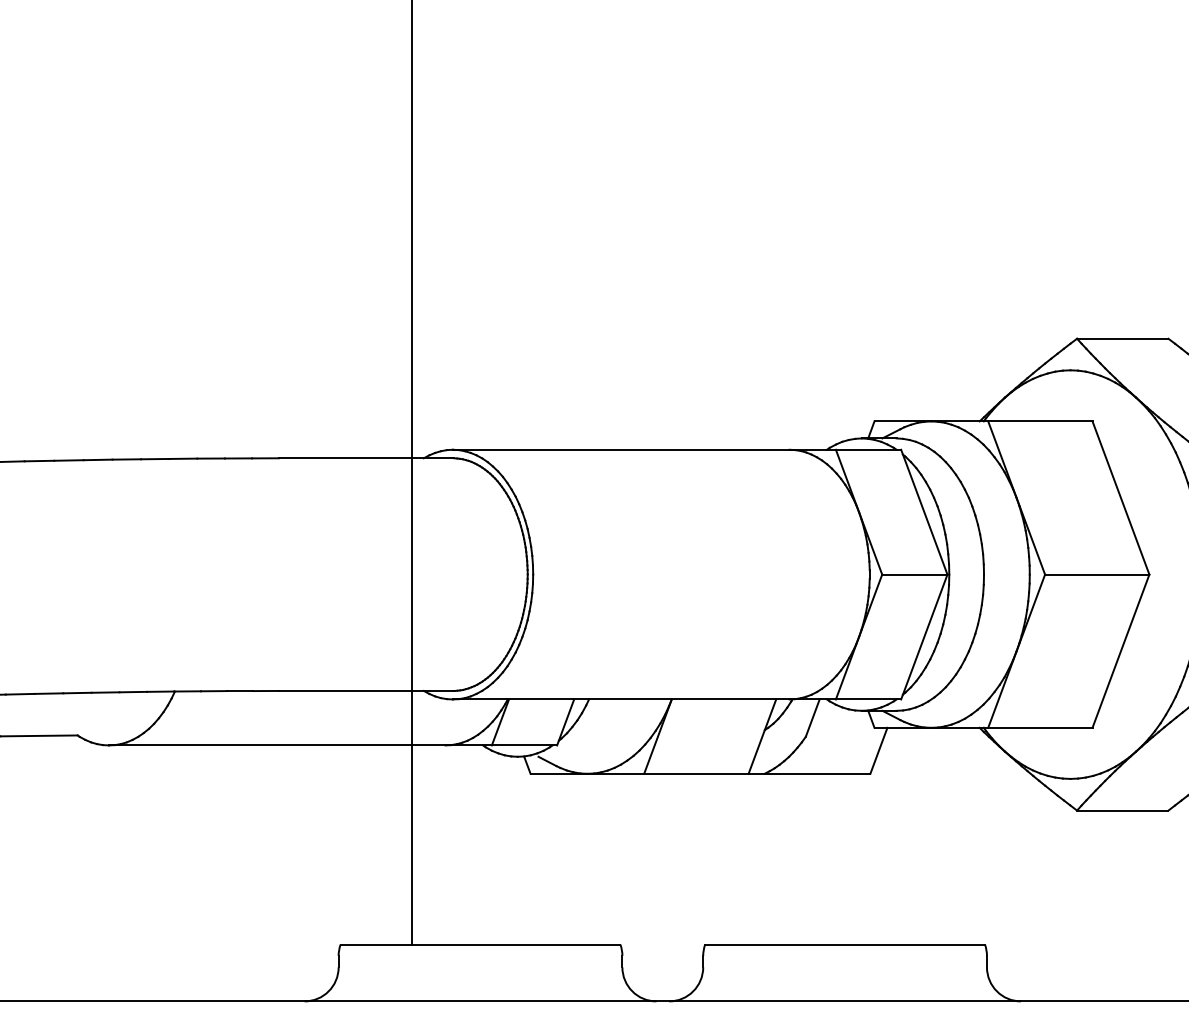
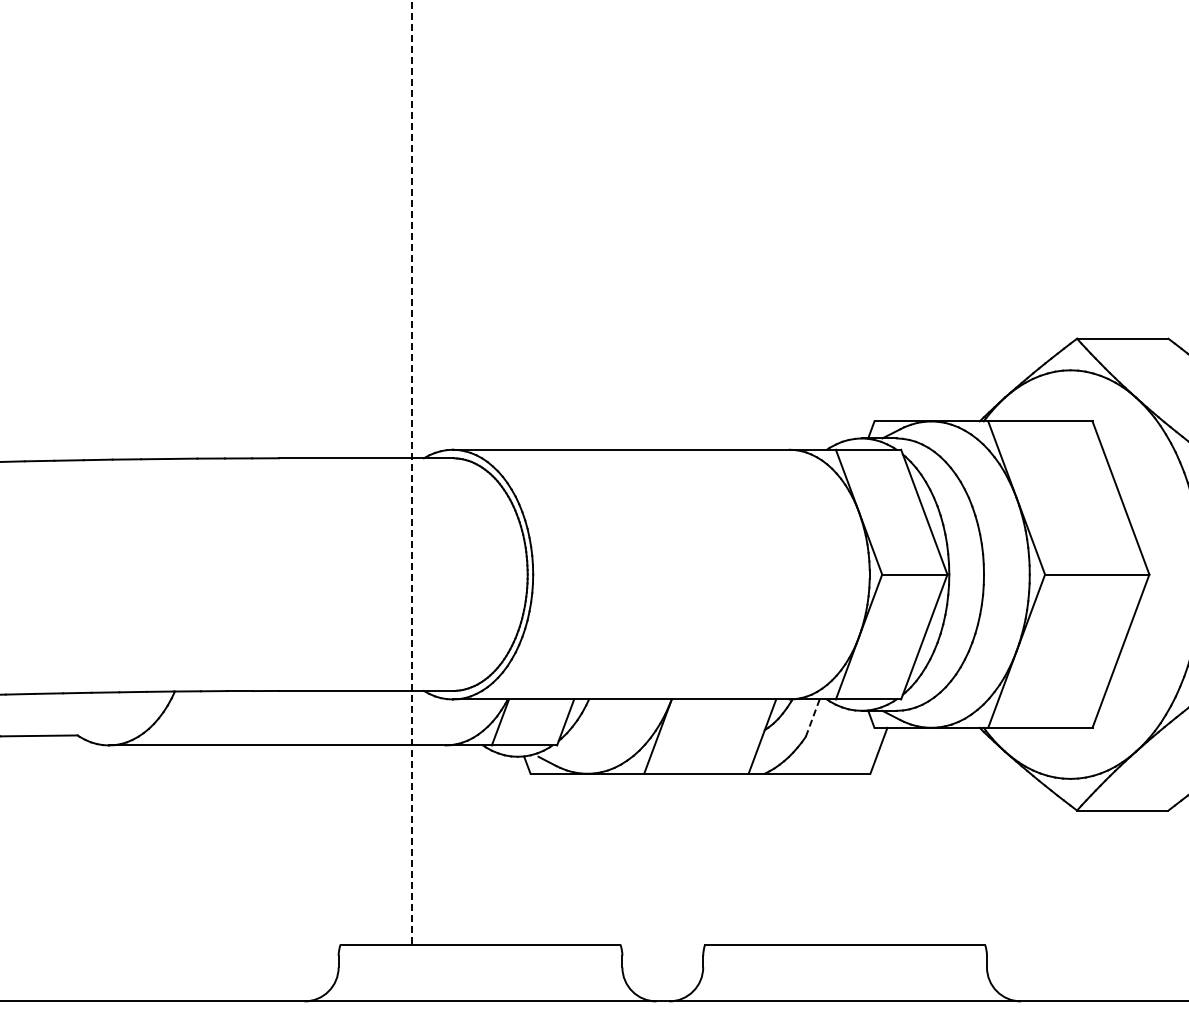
line: solid -> dashed (412, 472)
line: solid -> dashed (812, 718)
